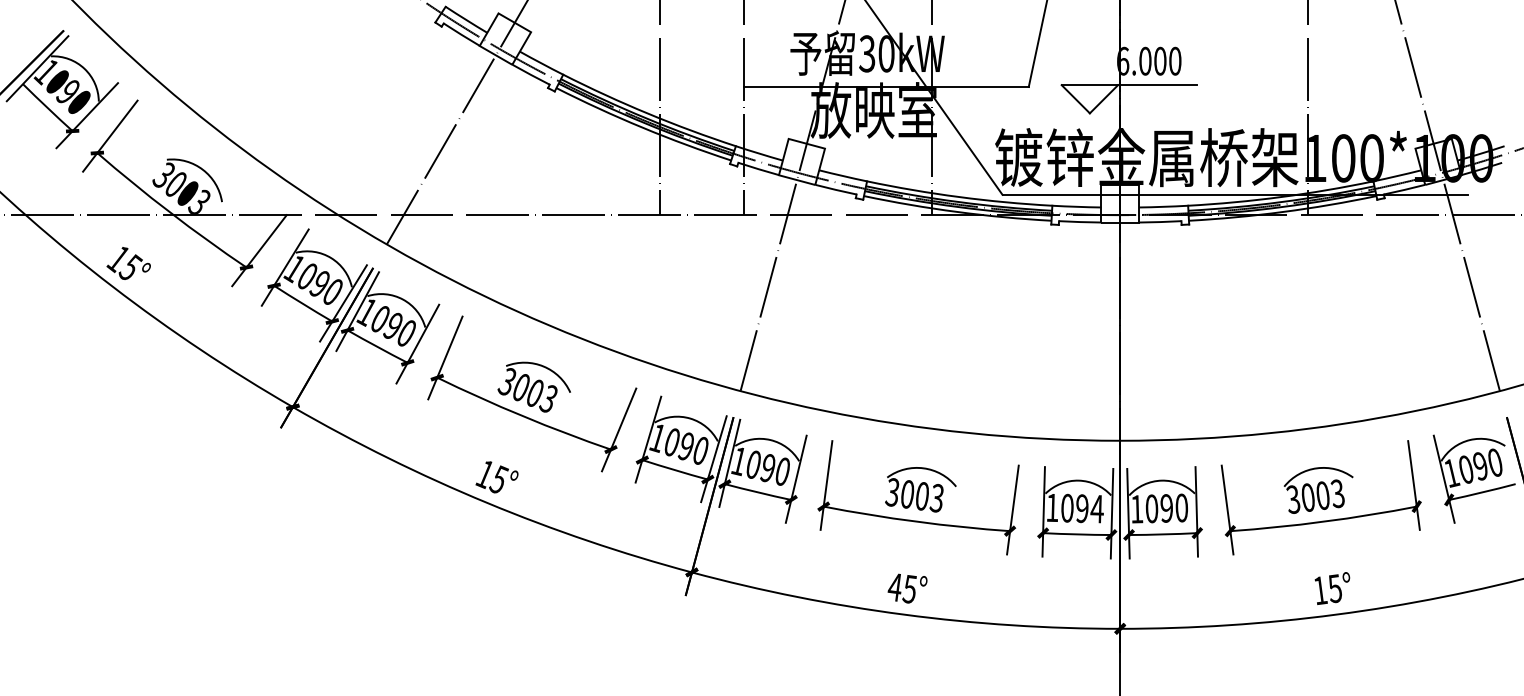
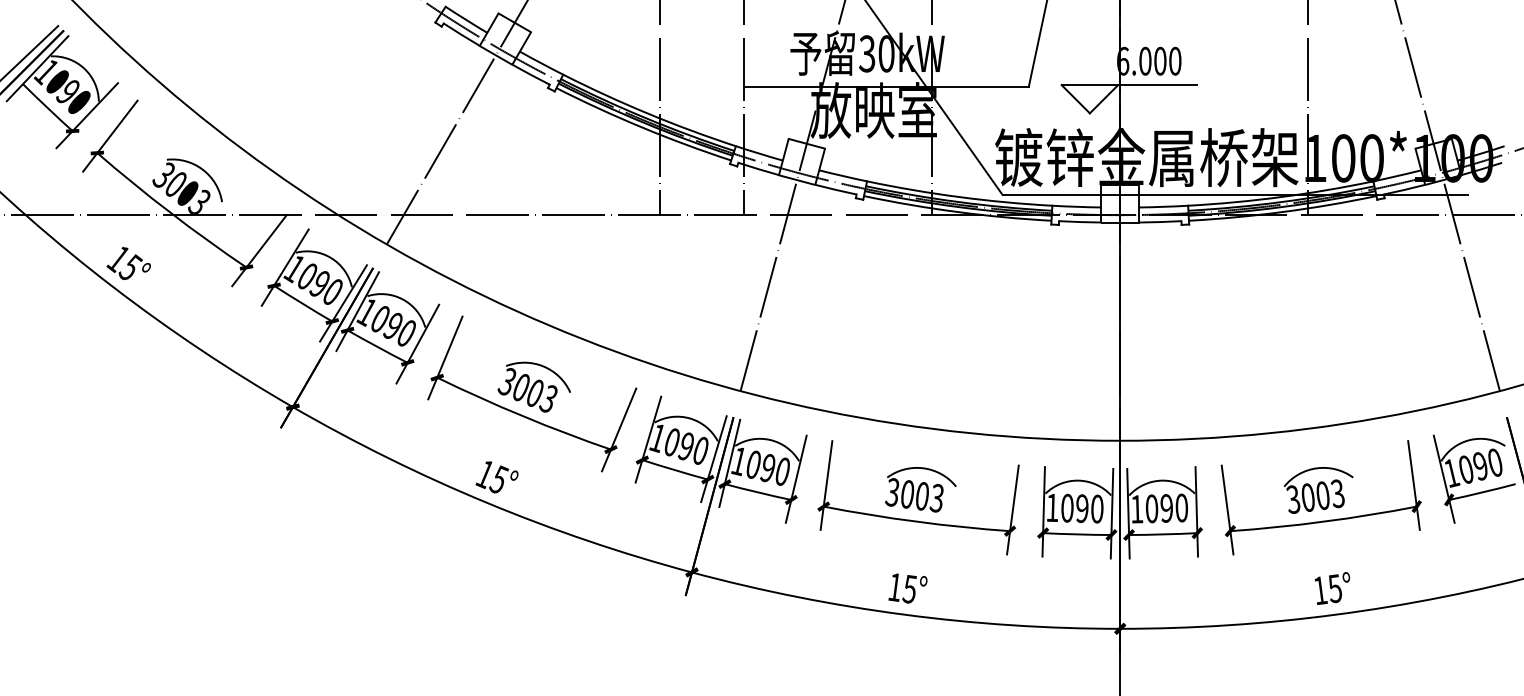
line: none -> present (30, 52)
text: 1094 -> 1090 (1096, 508)
text: 45° -> 15° (894, 587)
